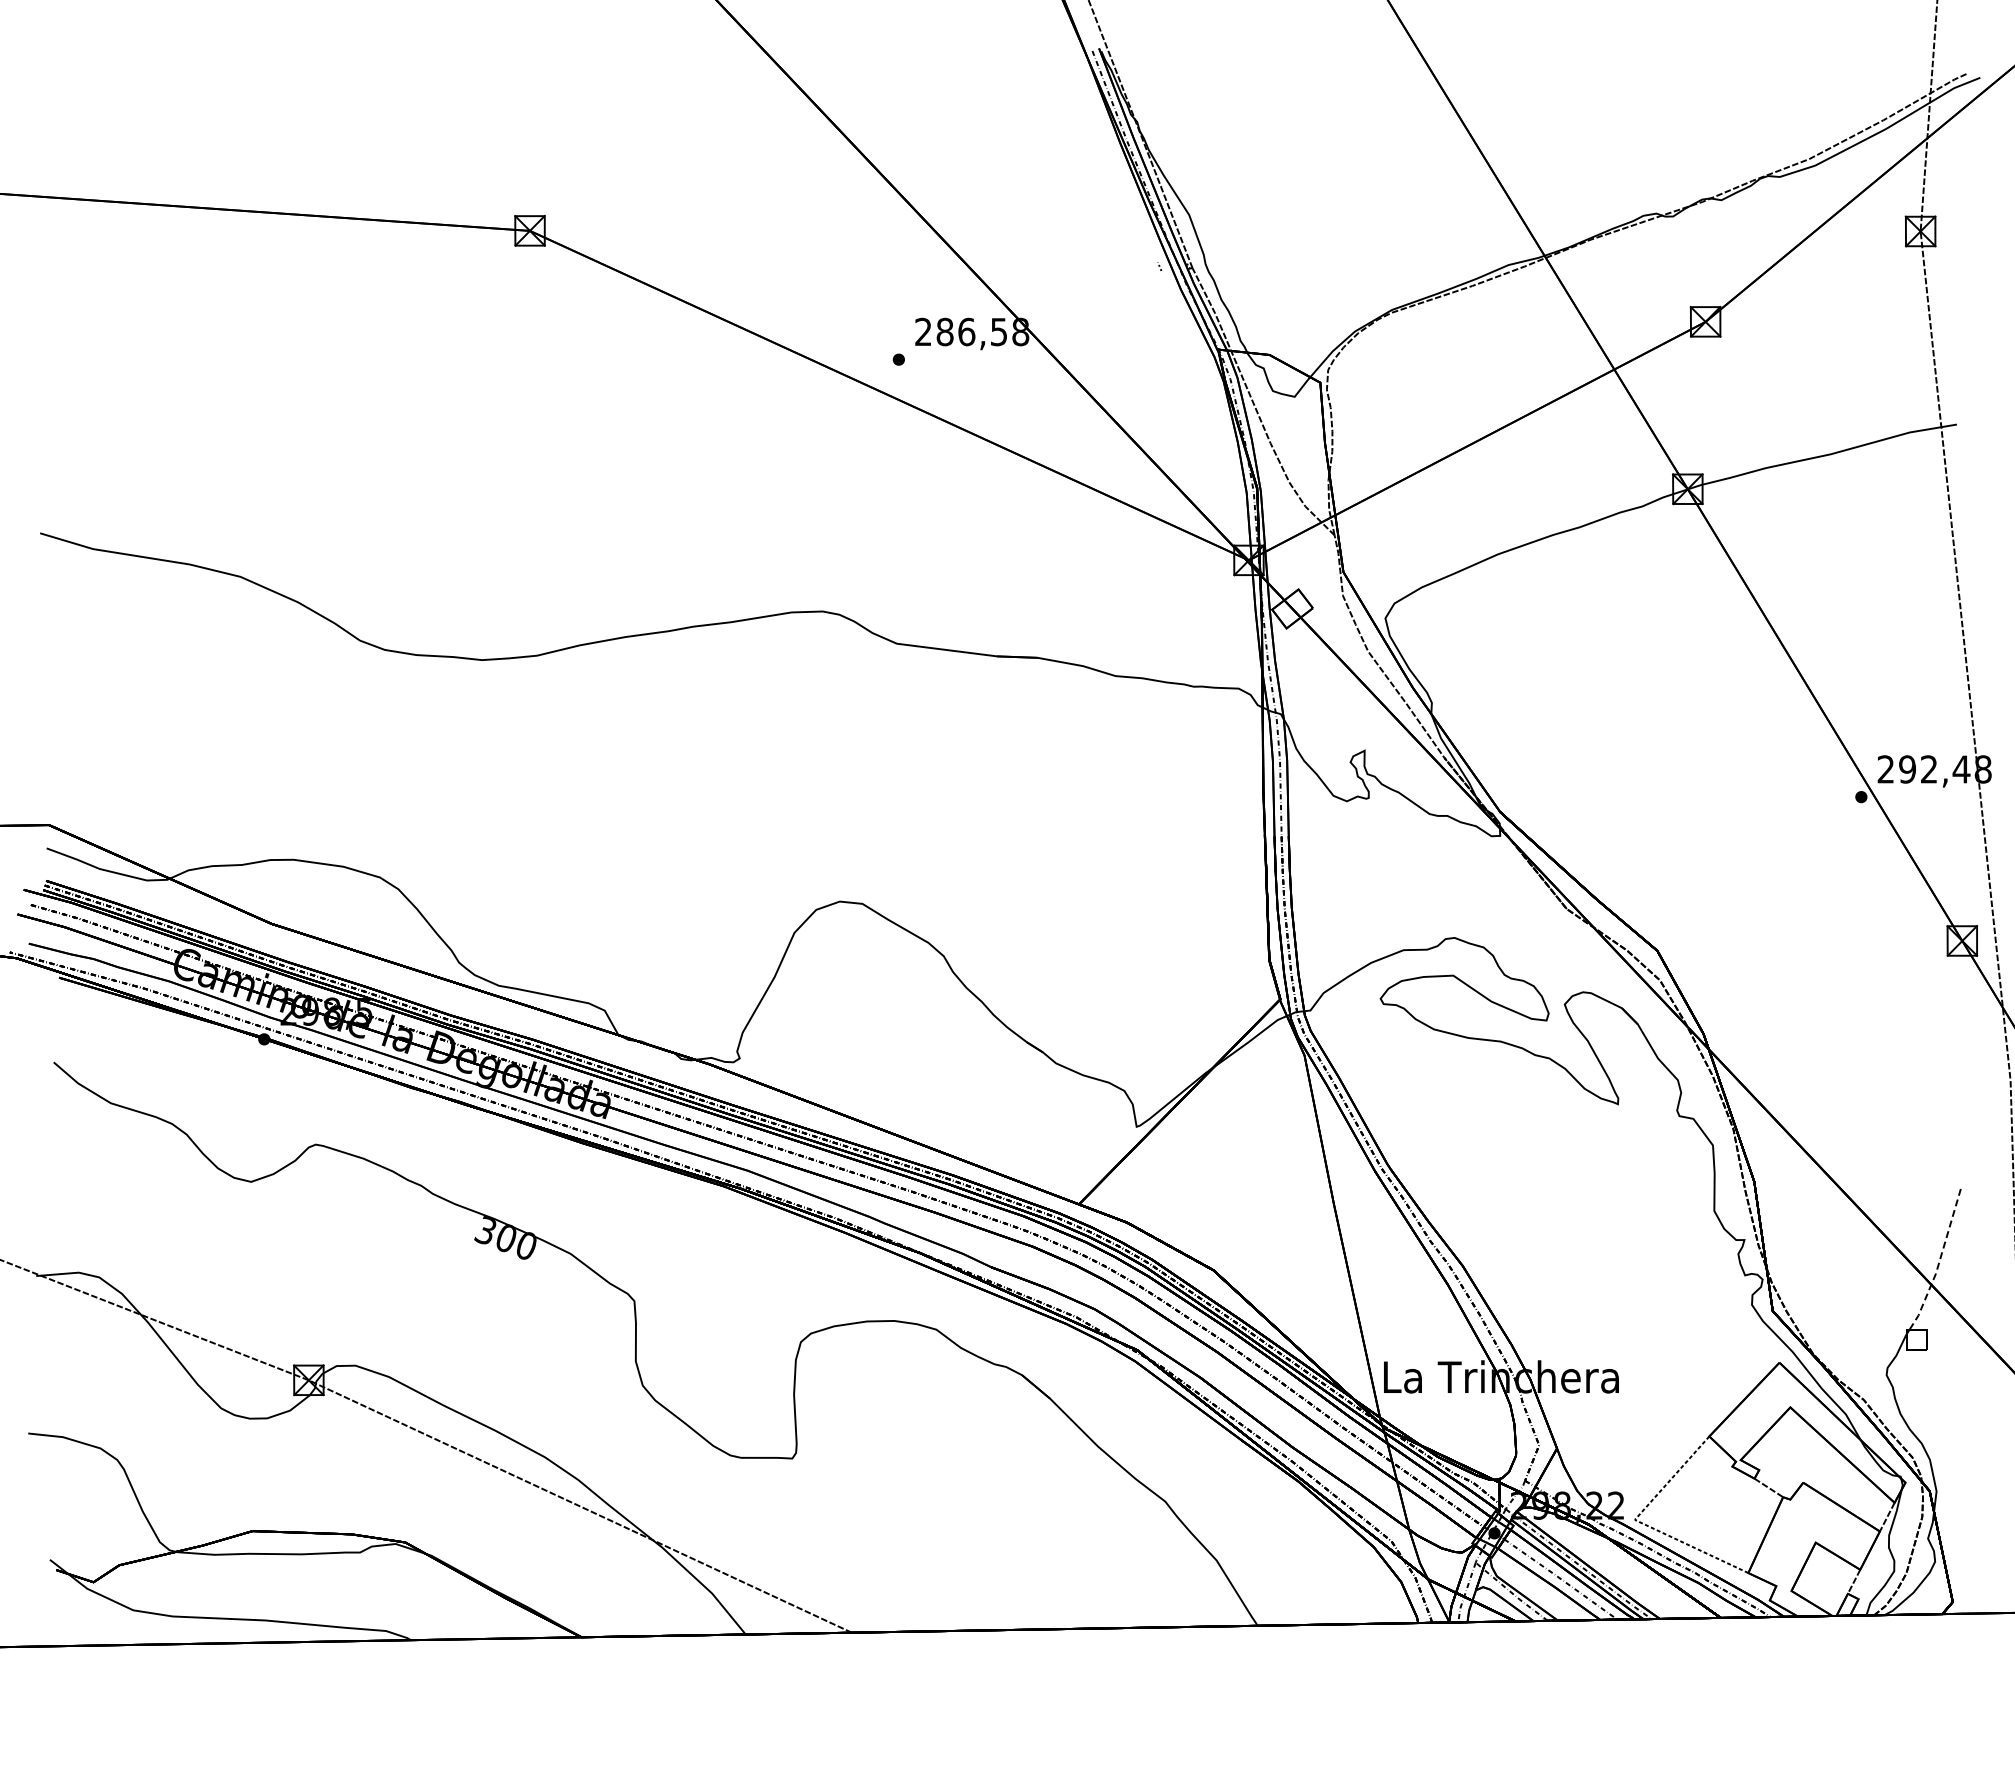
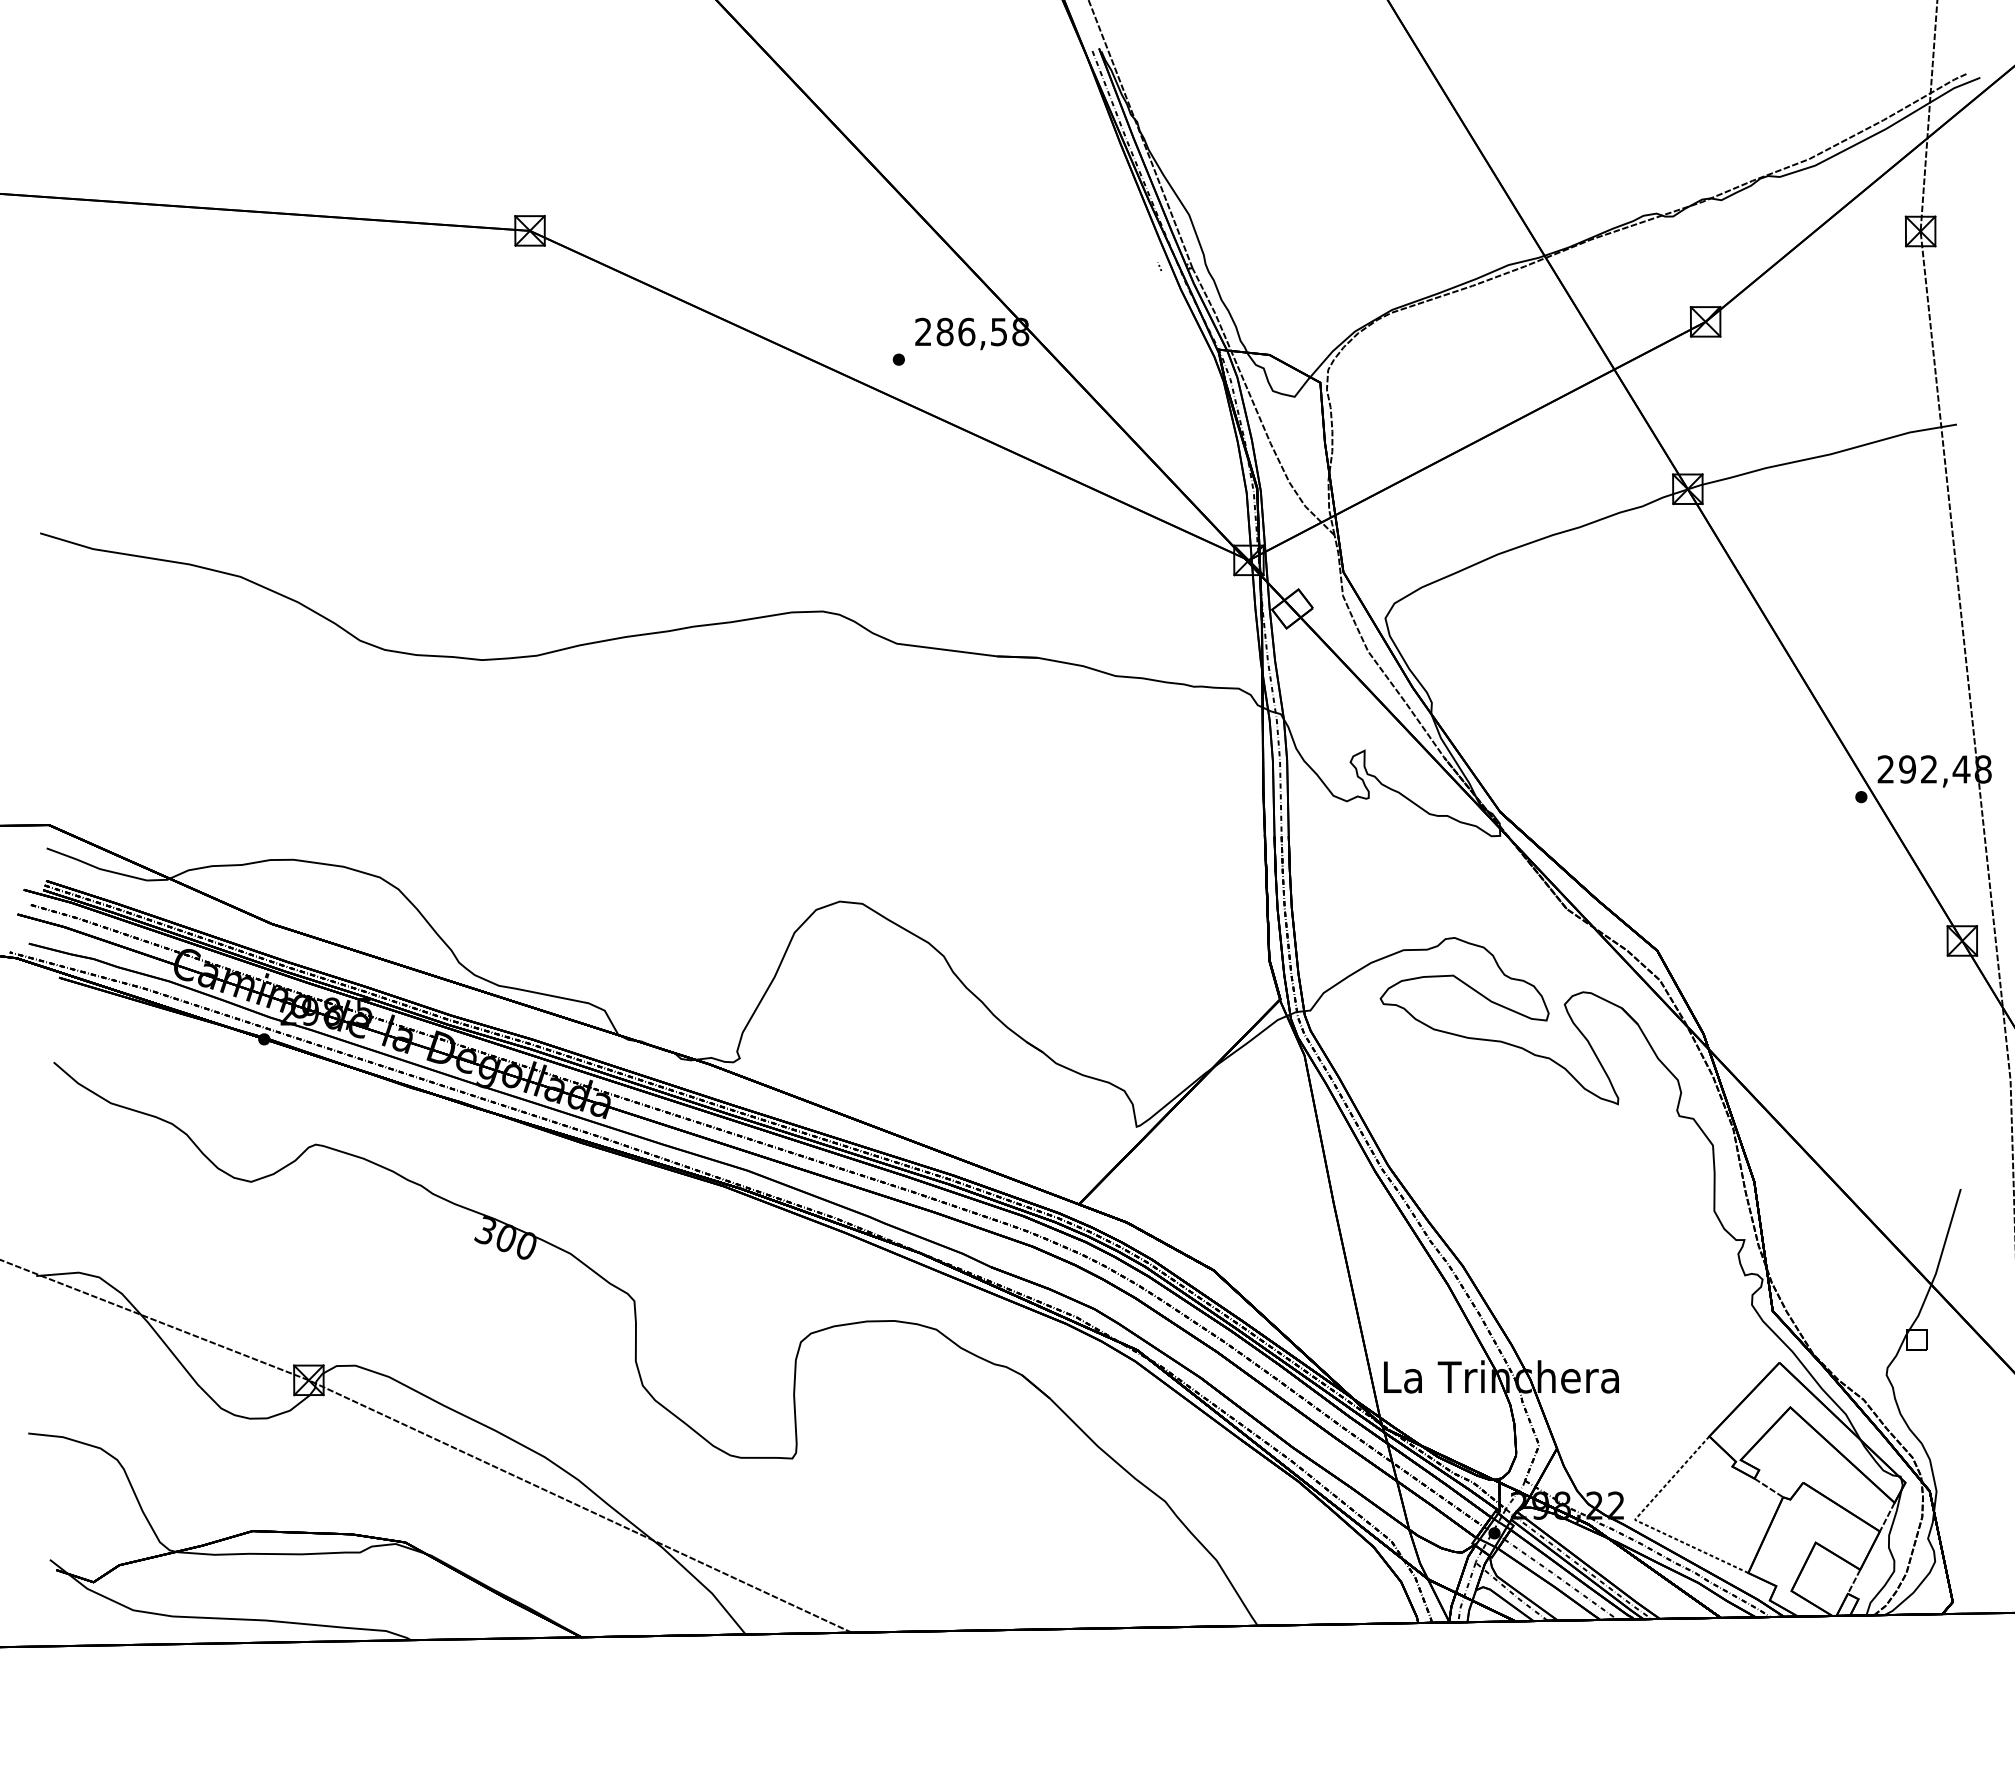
line: dashed -> solid (1938, 1263)
